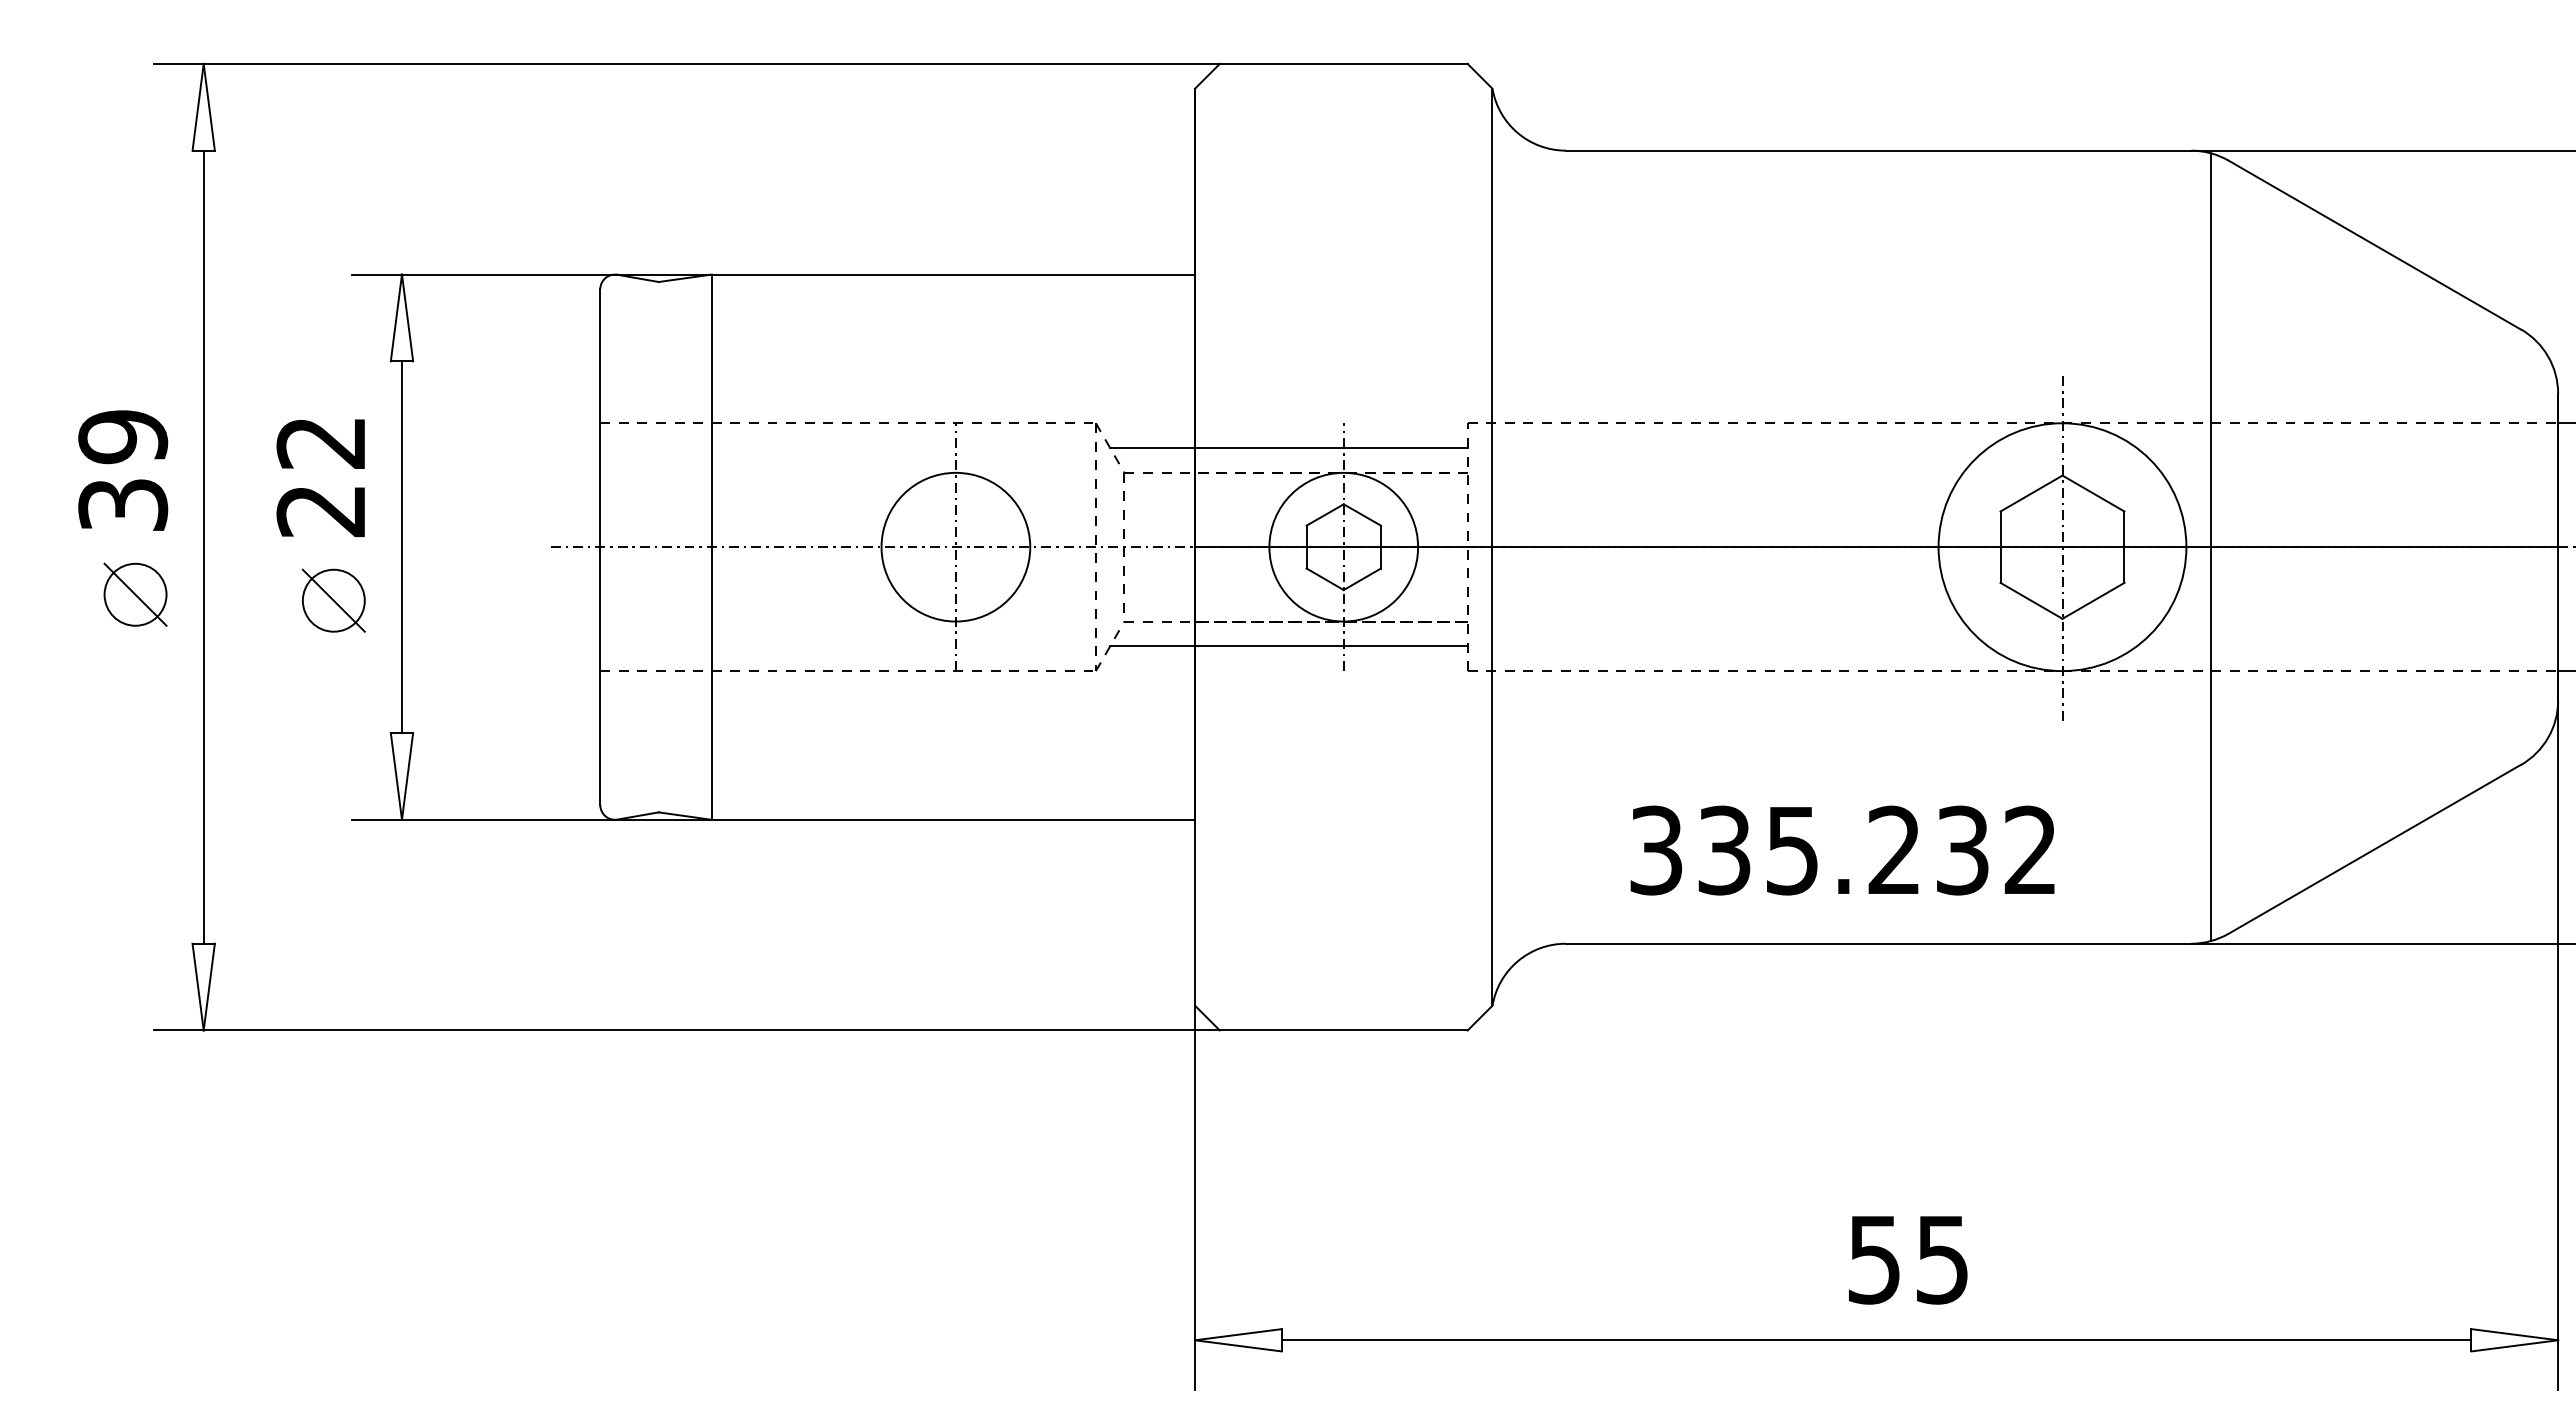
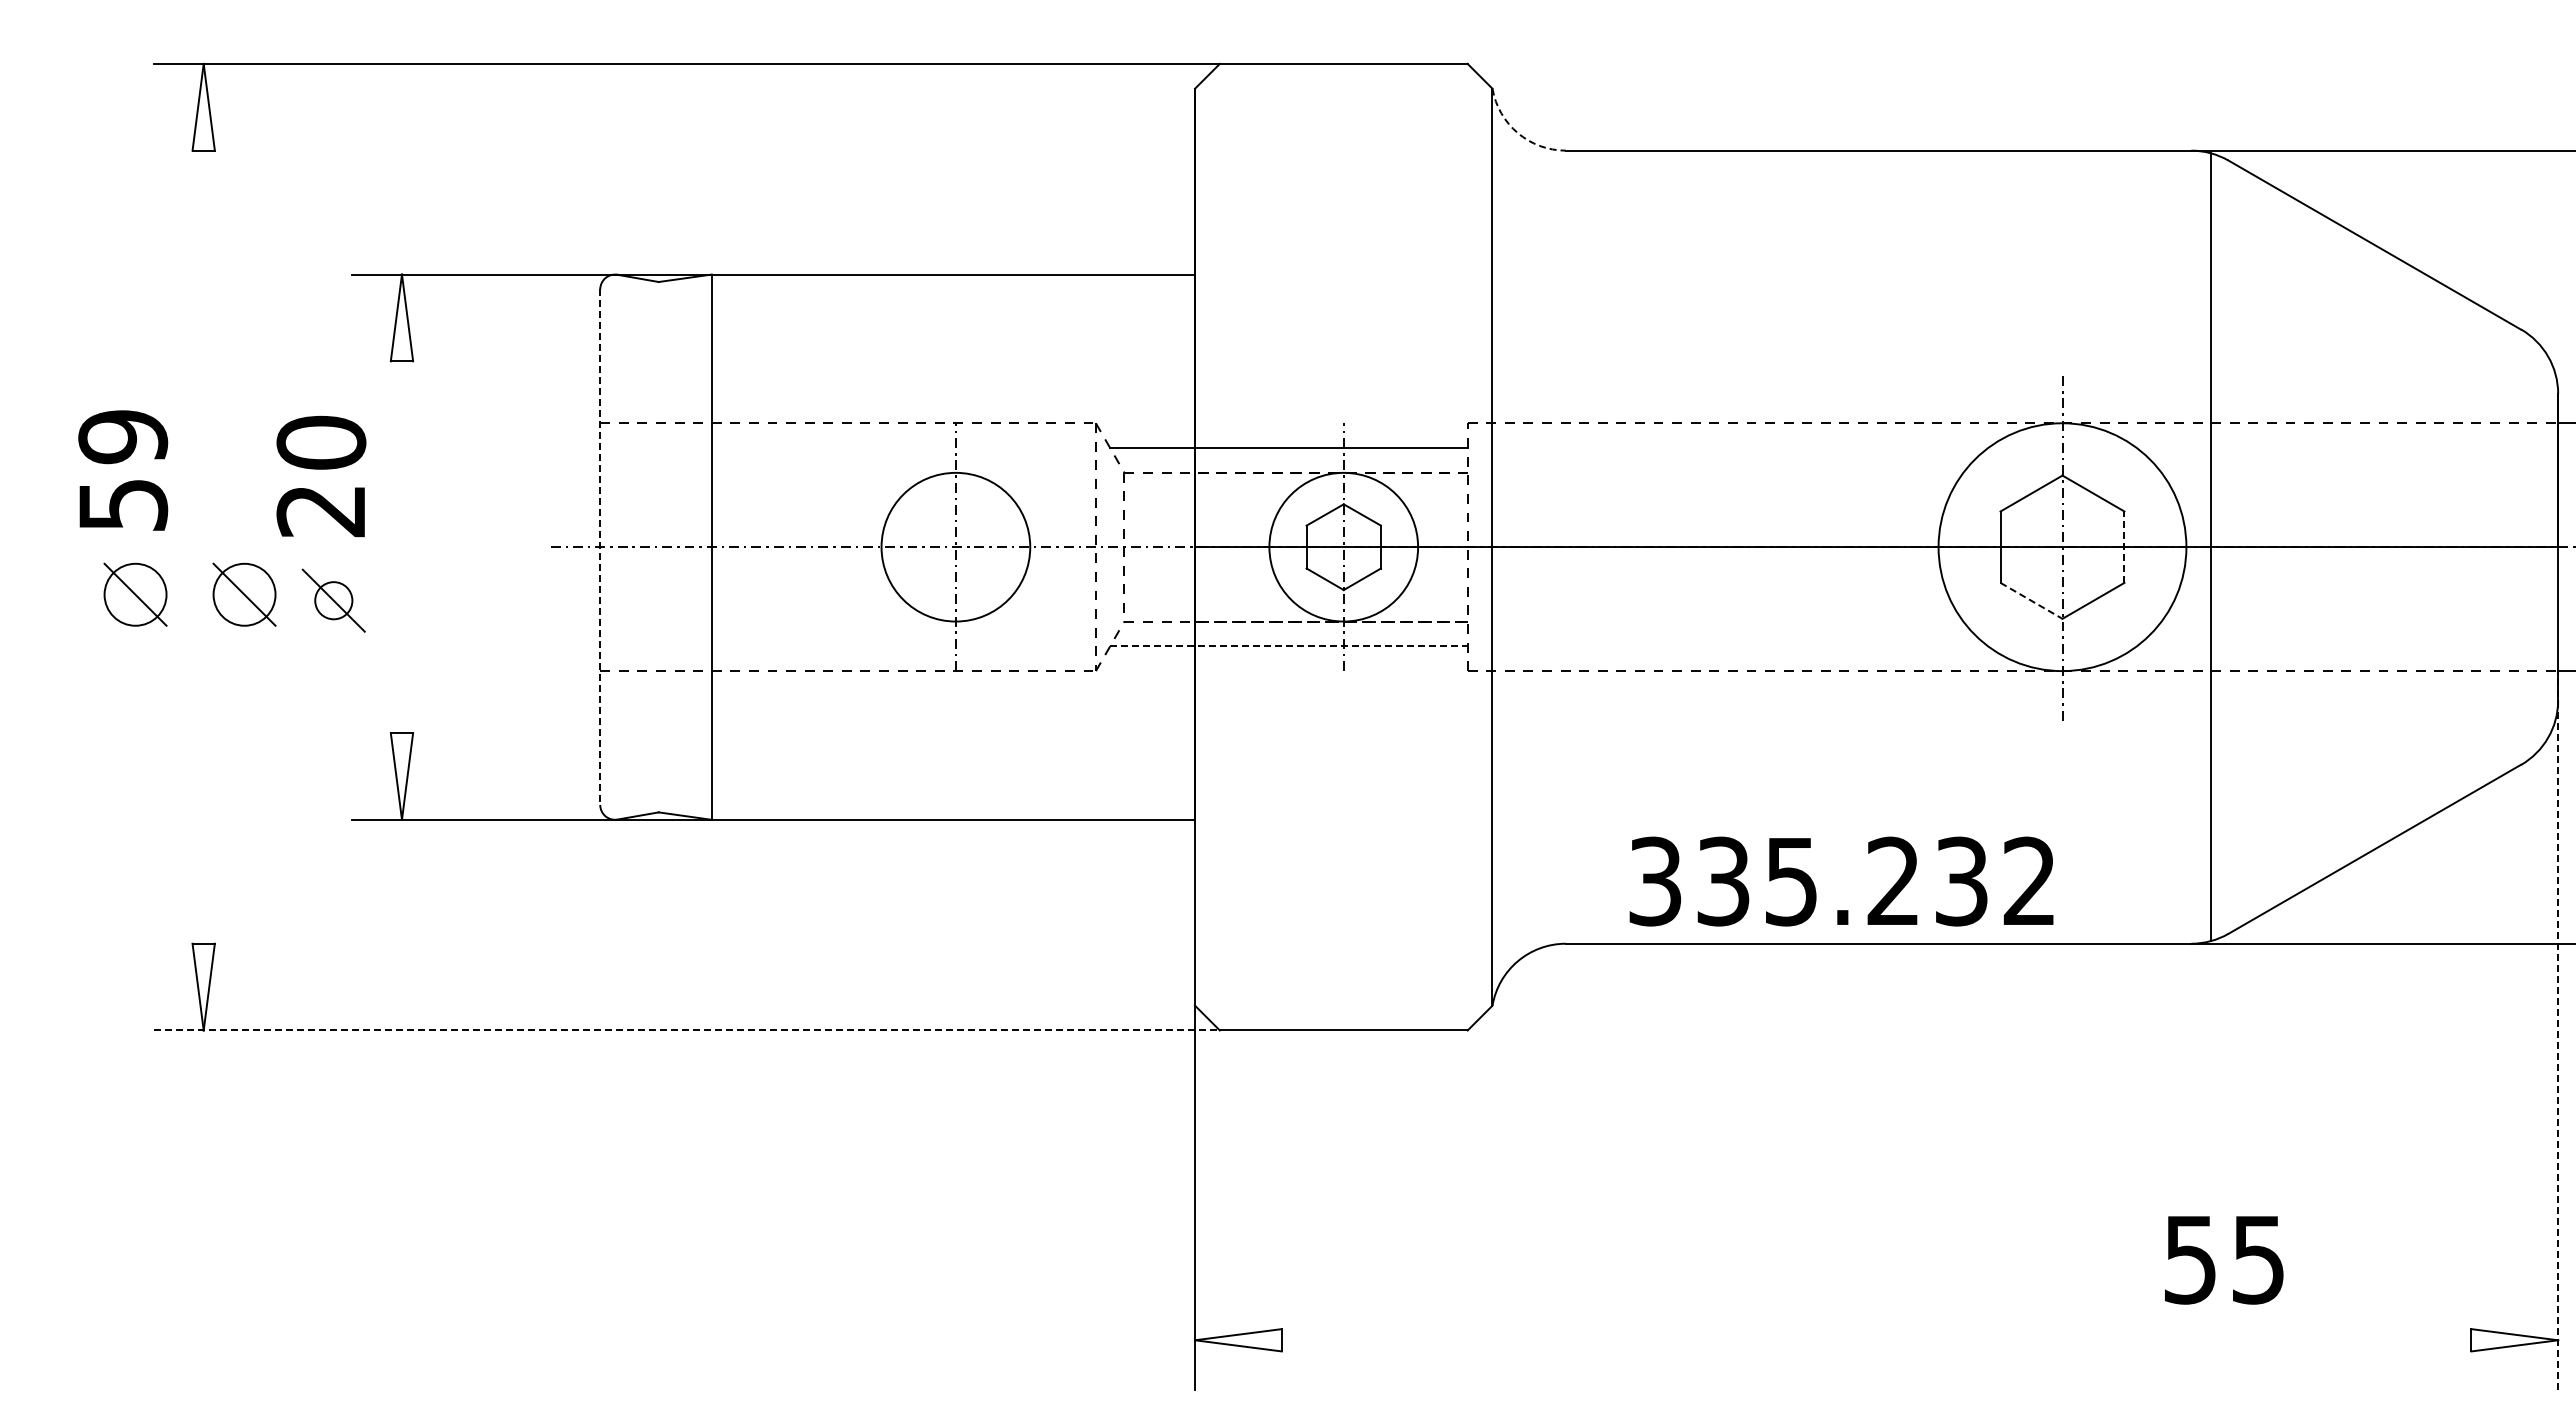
arc: solid -> dashed (1517, 133)
text: 22 -> 20 (321, 442)
text: 39 -> 59 (122, 504)
line: present -> none (203, 546)
line: present -> none (401, 547)
line: solid -> dashed (600, 547)
line: solid -> dashed (2124, 547)
part: none -> present (244, 594)
circle diameter: 62 px -> 37 px (333, 600)
line: solid -> dashed (2031, 600)
line: solid -> dashed (1288, 646)
text position: (1842, 850) -> (1841, 881) (1841, 881)
line: solid -> dashed (2558, 1029)
line: solid -> dashed (687, 1030)
text position: (1908, 1260) -> (2224, 1260) (2224, 1260)
line: present -> none (1876, 1340)
